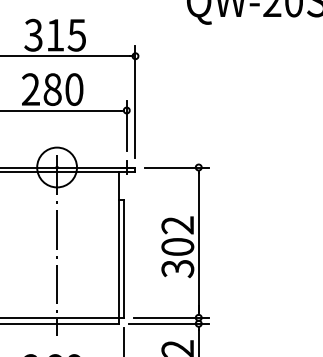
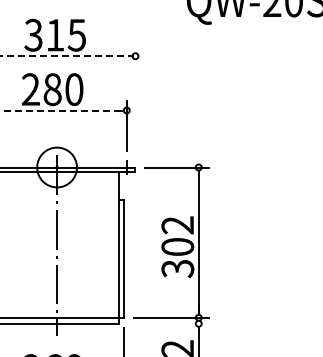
line: solid -> dashed (65, 56)
line: present -> none (135, 101)
line: solid -> dashed (61, 110)
line: present -> none (168, 323)
